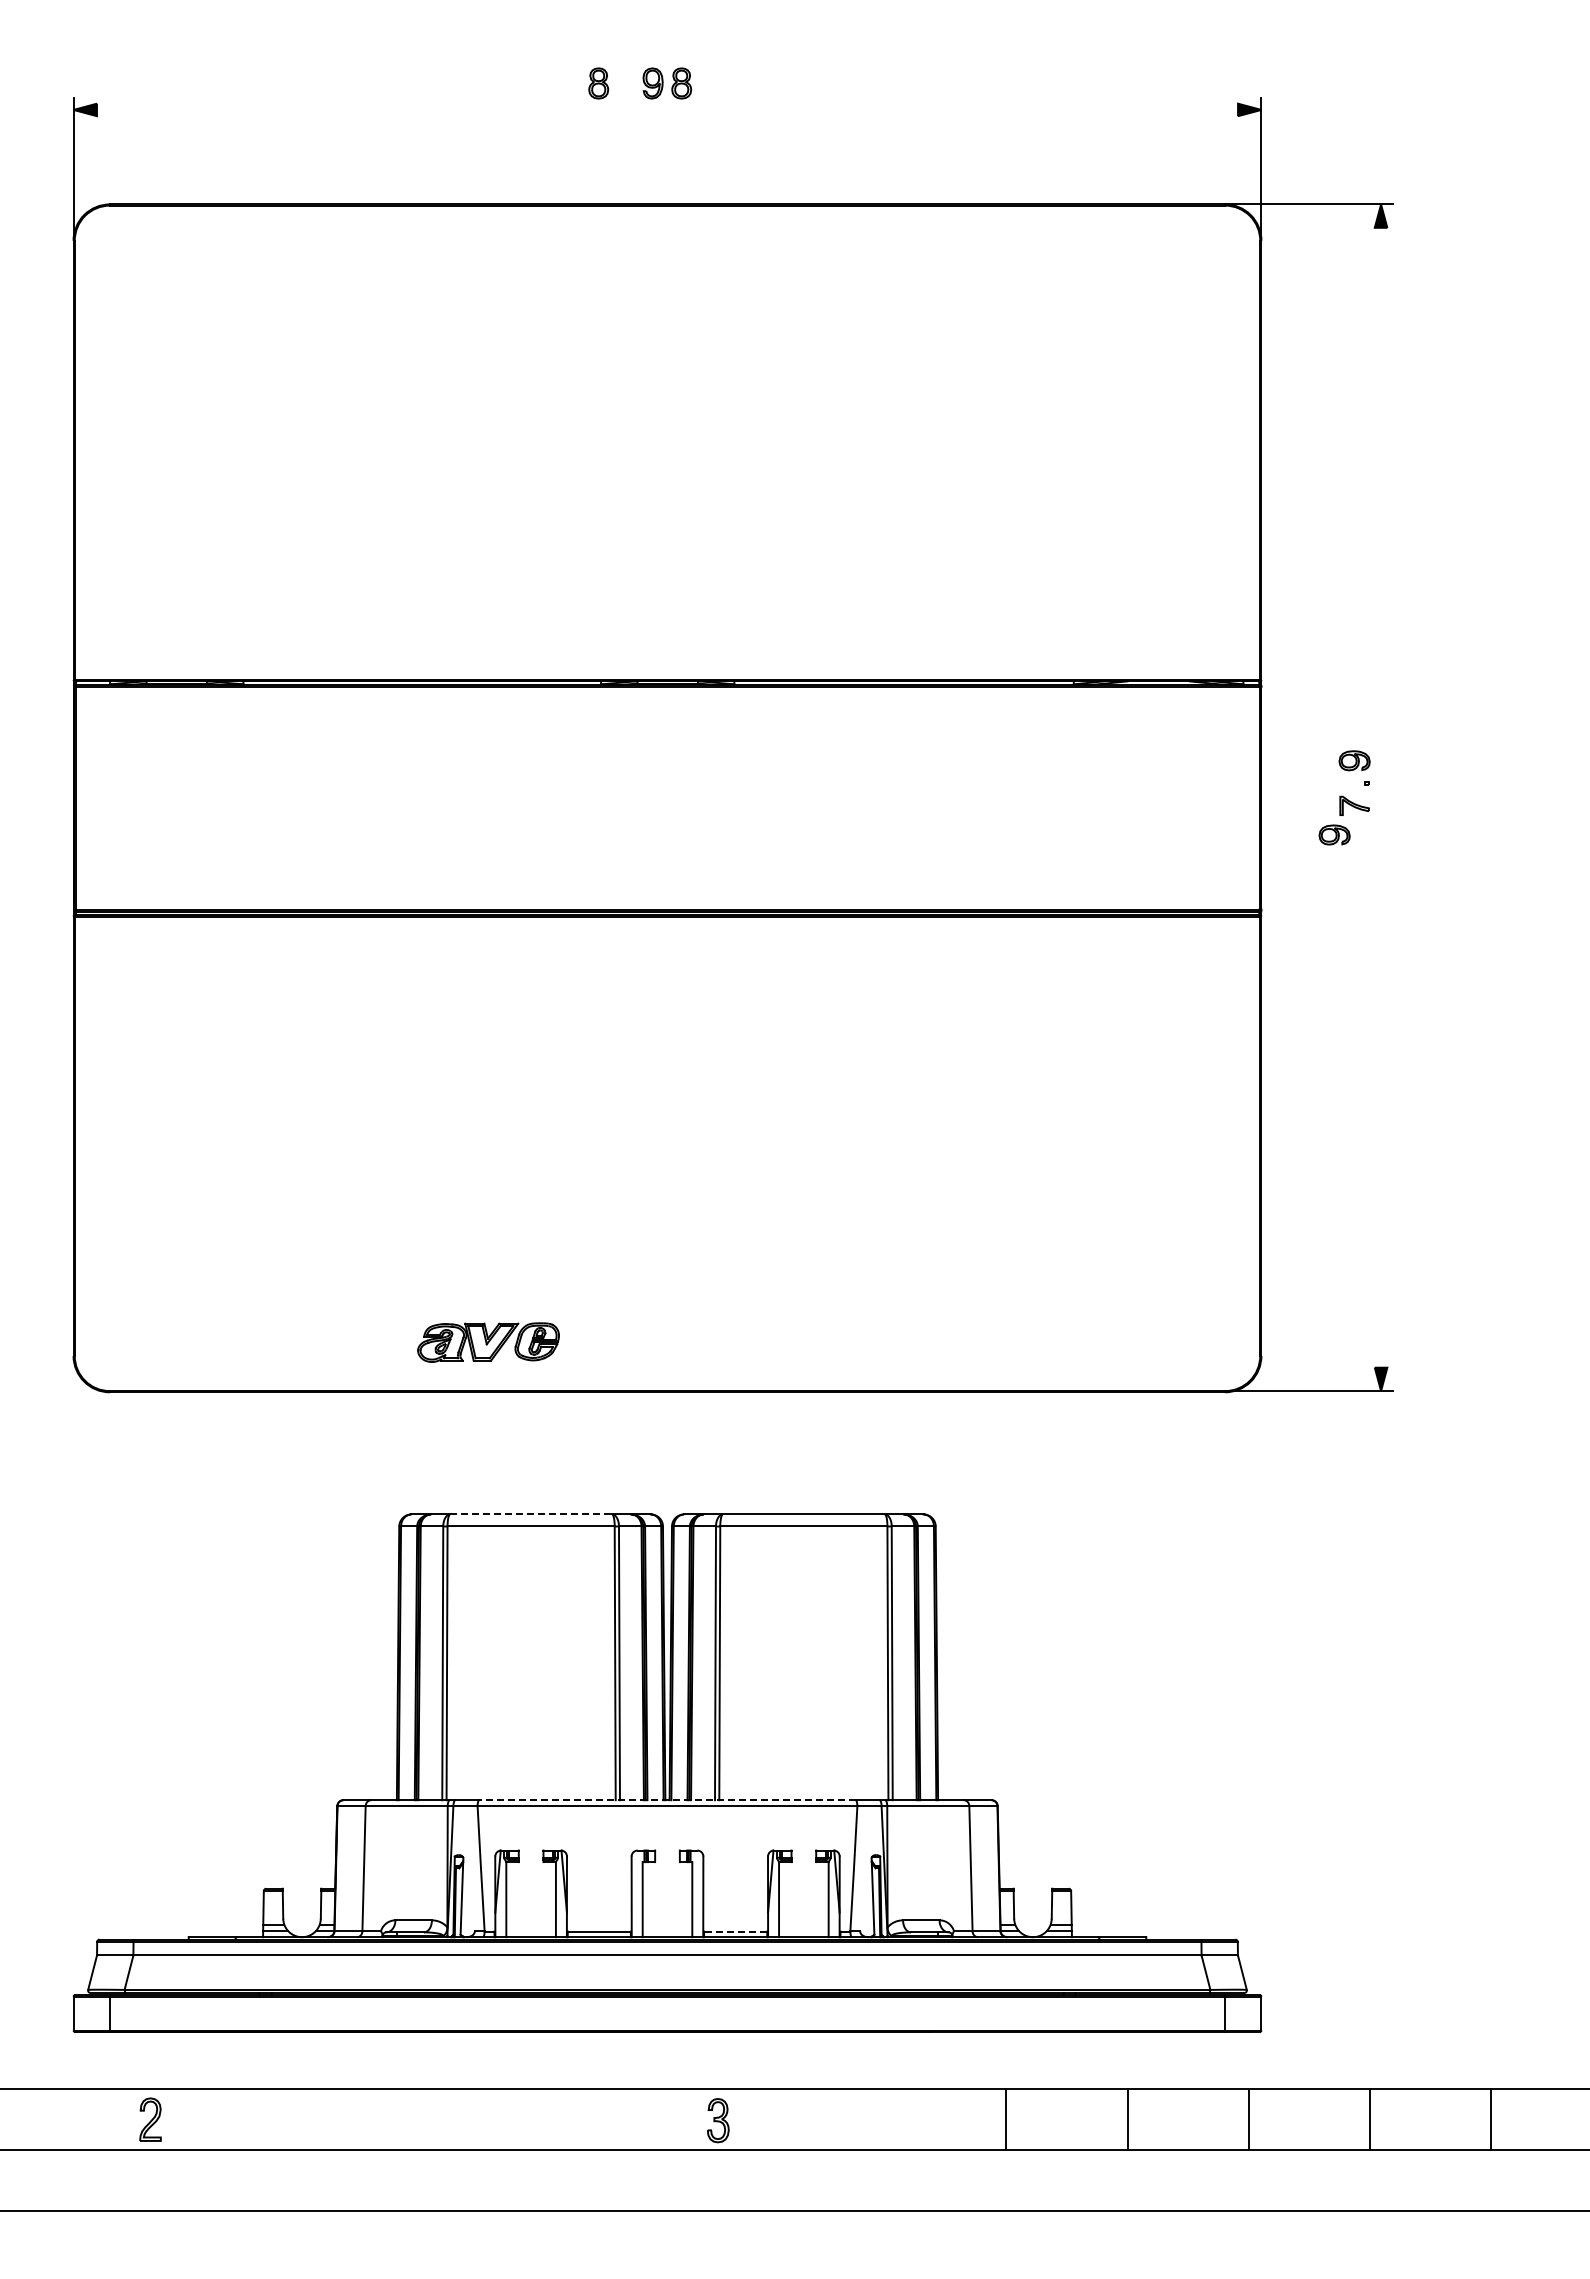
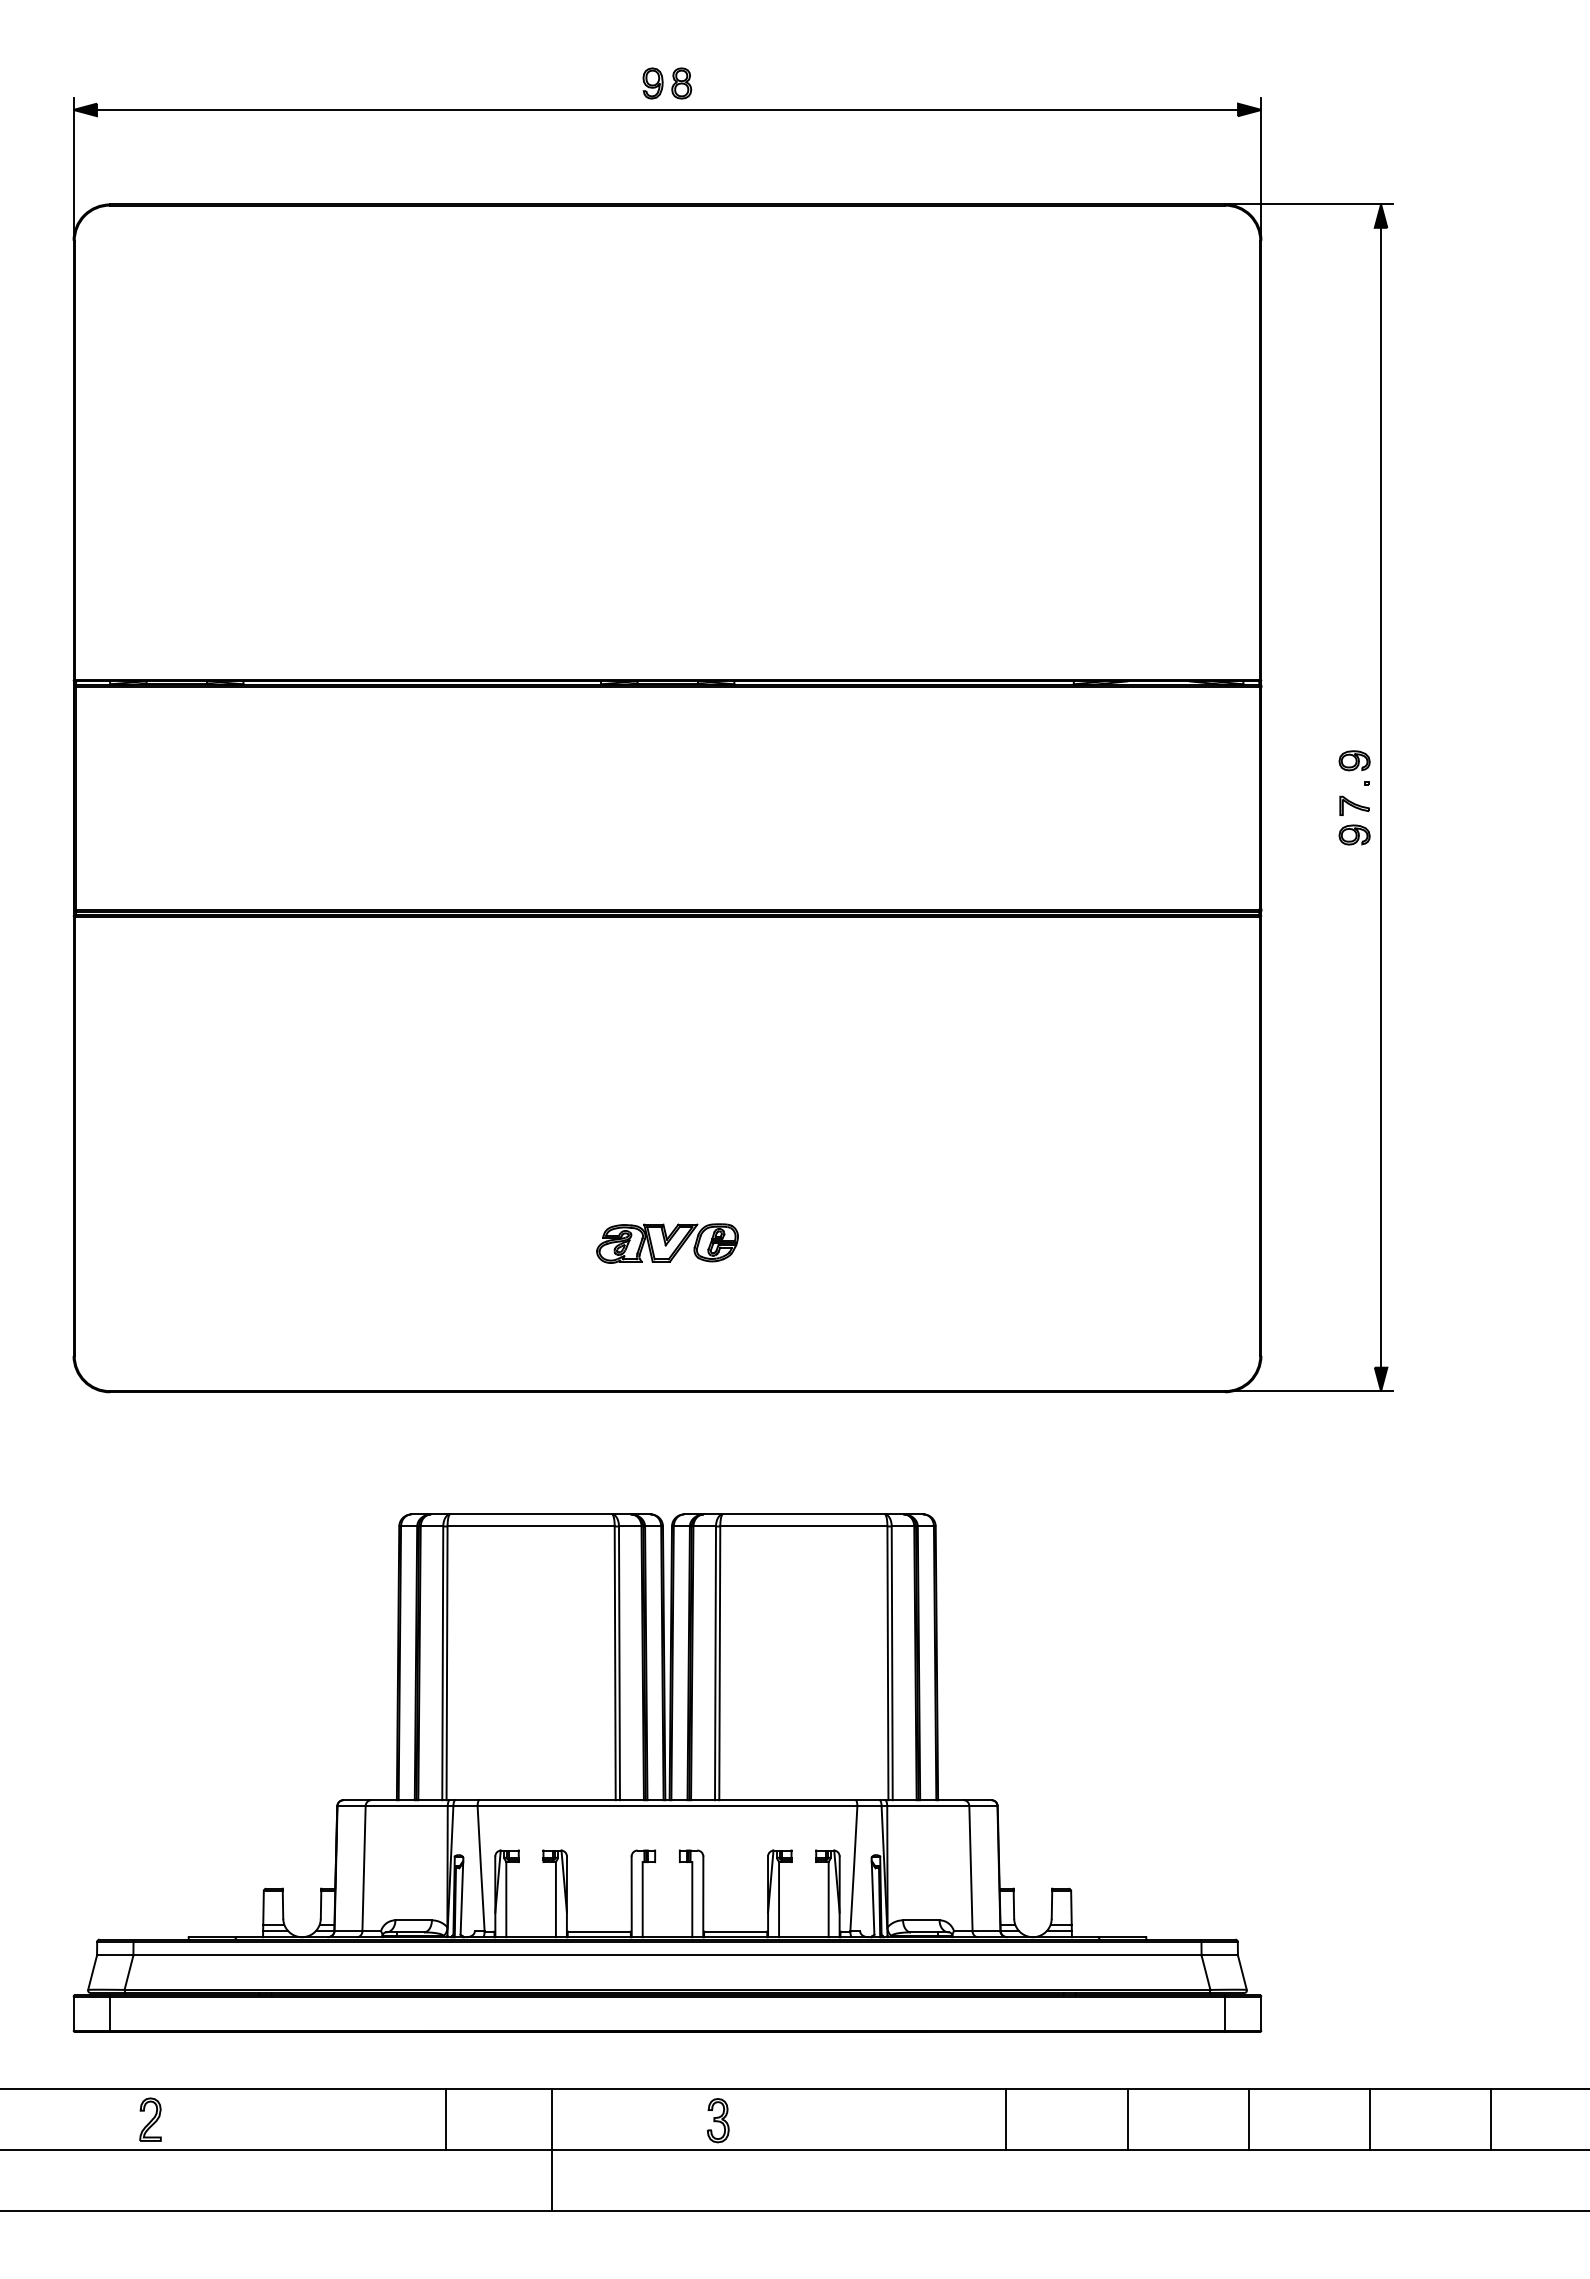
part: present -> none (598, 83)
line: none -> present (667, 109)
line: none -> present (1381, 797)
part position: (1334, 834) -> (1354, 834) (1354, 834)
part position: (488, 1342) -> (667, 1243) (667, 1243)
line: dashed -> solid (531, 1514)
line: dashed -> solid (667, 1800)
line: dashed -> solid (735, 1931)
line: none -> present (445, 2119)
line: none -> present (551, 2149)
